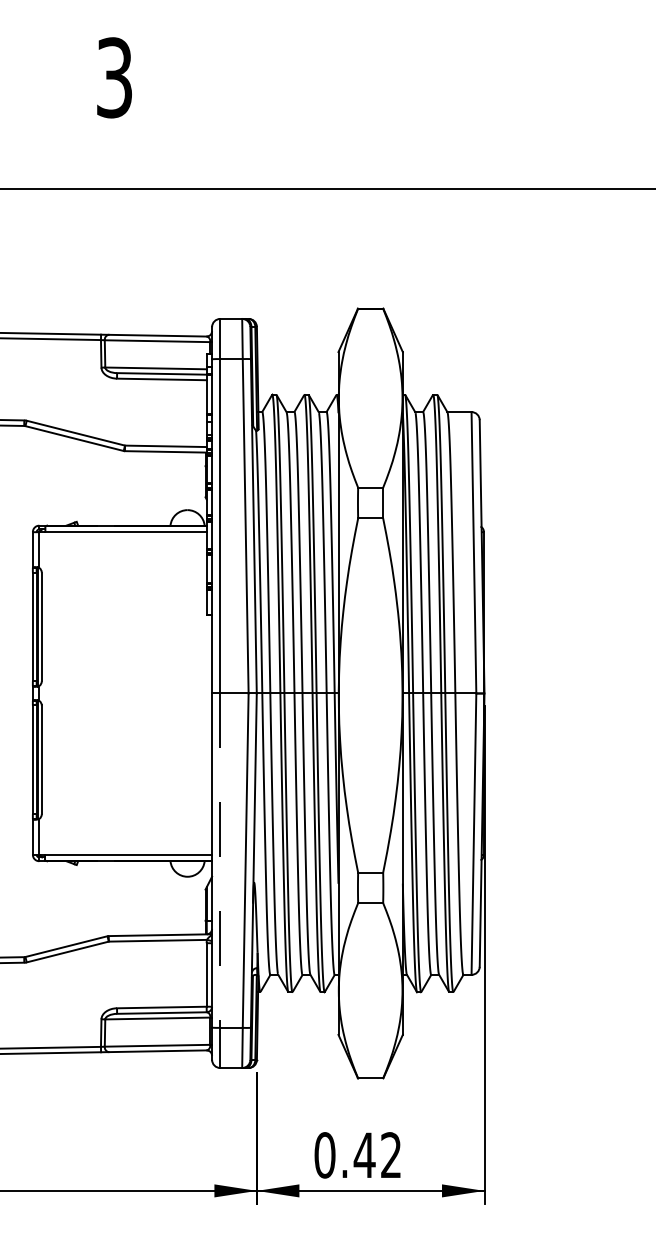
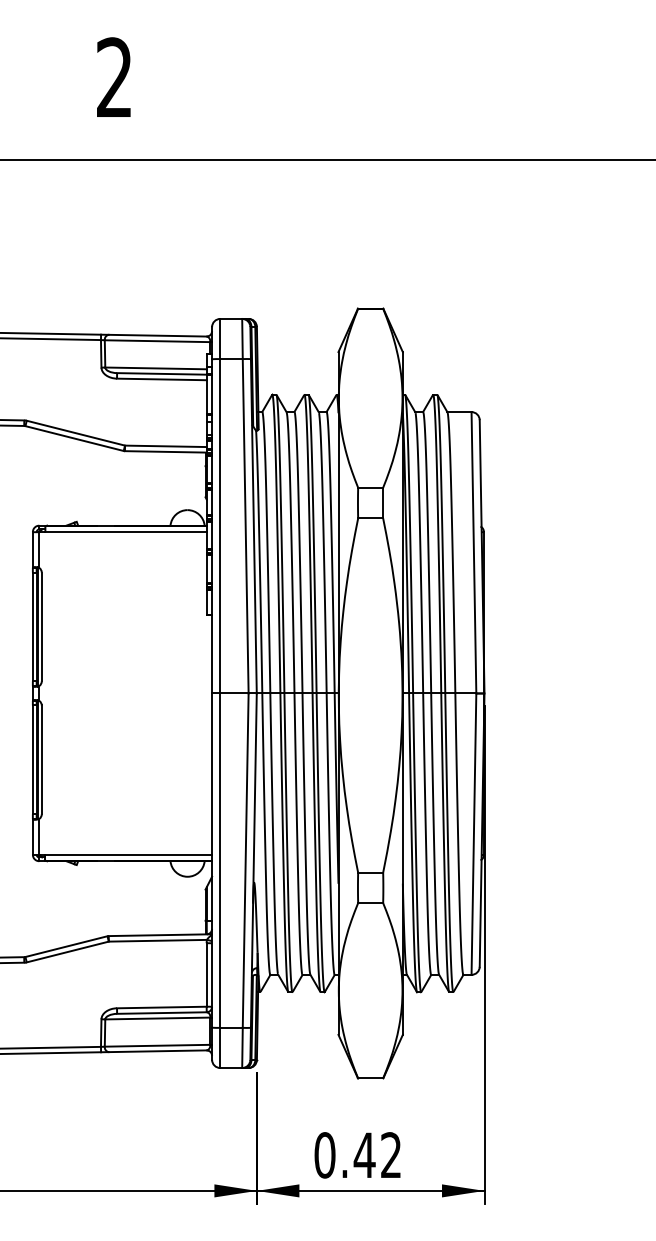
text: 3 -> 2 (114, 77)
line position: (327, 189) -> (327, 160) (327, 160)
line: dashed -> solid (220, 861)
